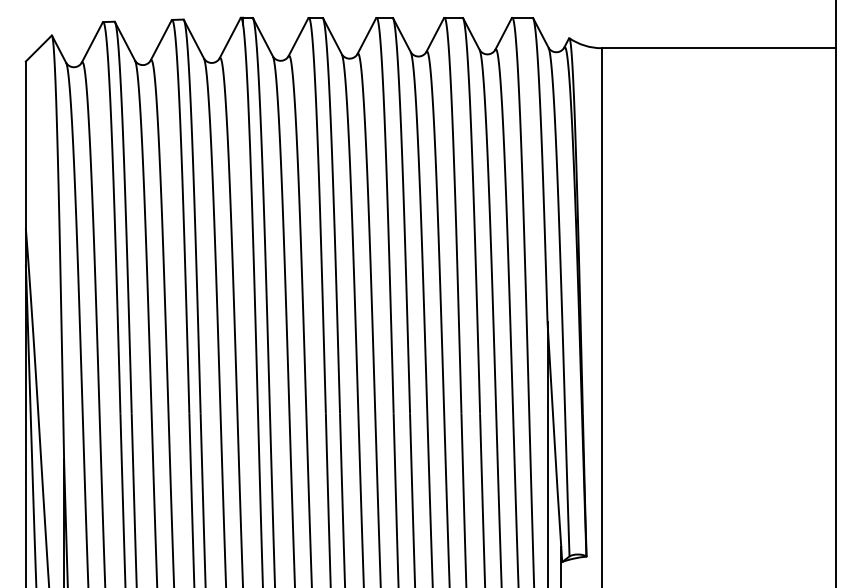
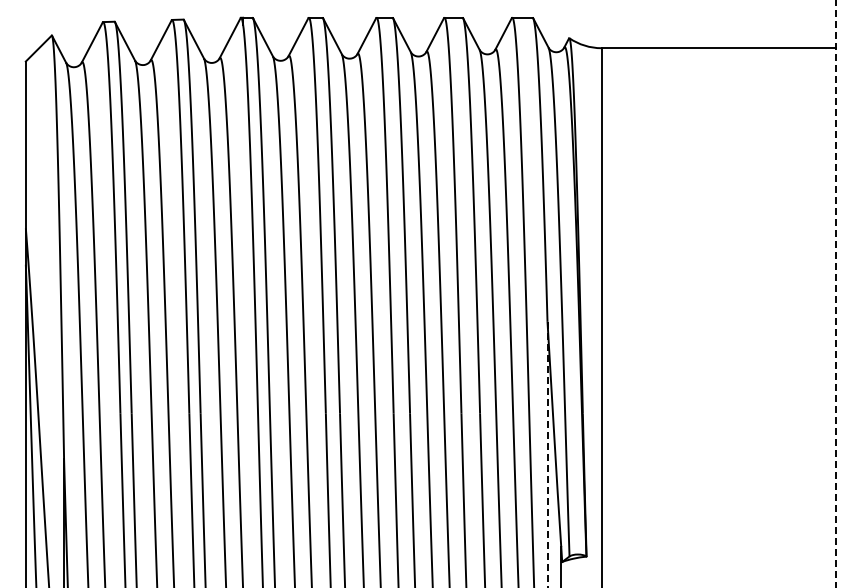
line: solid -> dashed (836, 293)
line: solid -> dashed (547, 454)
